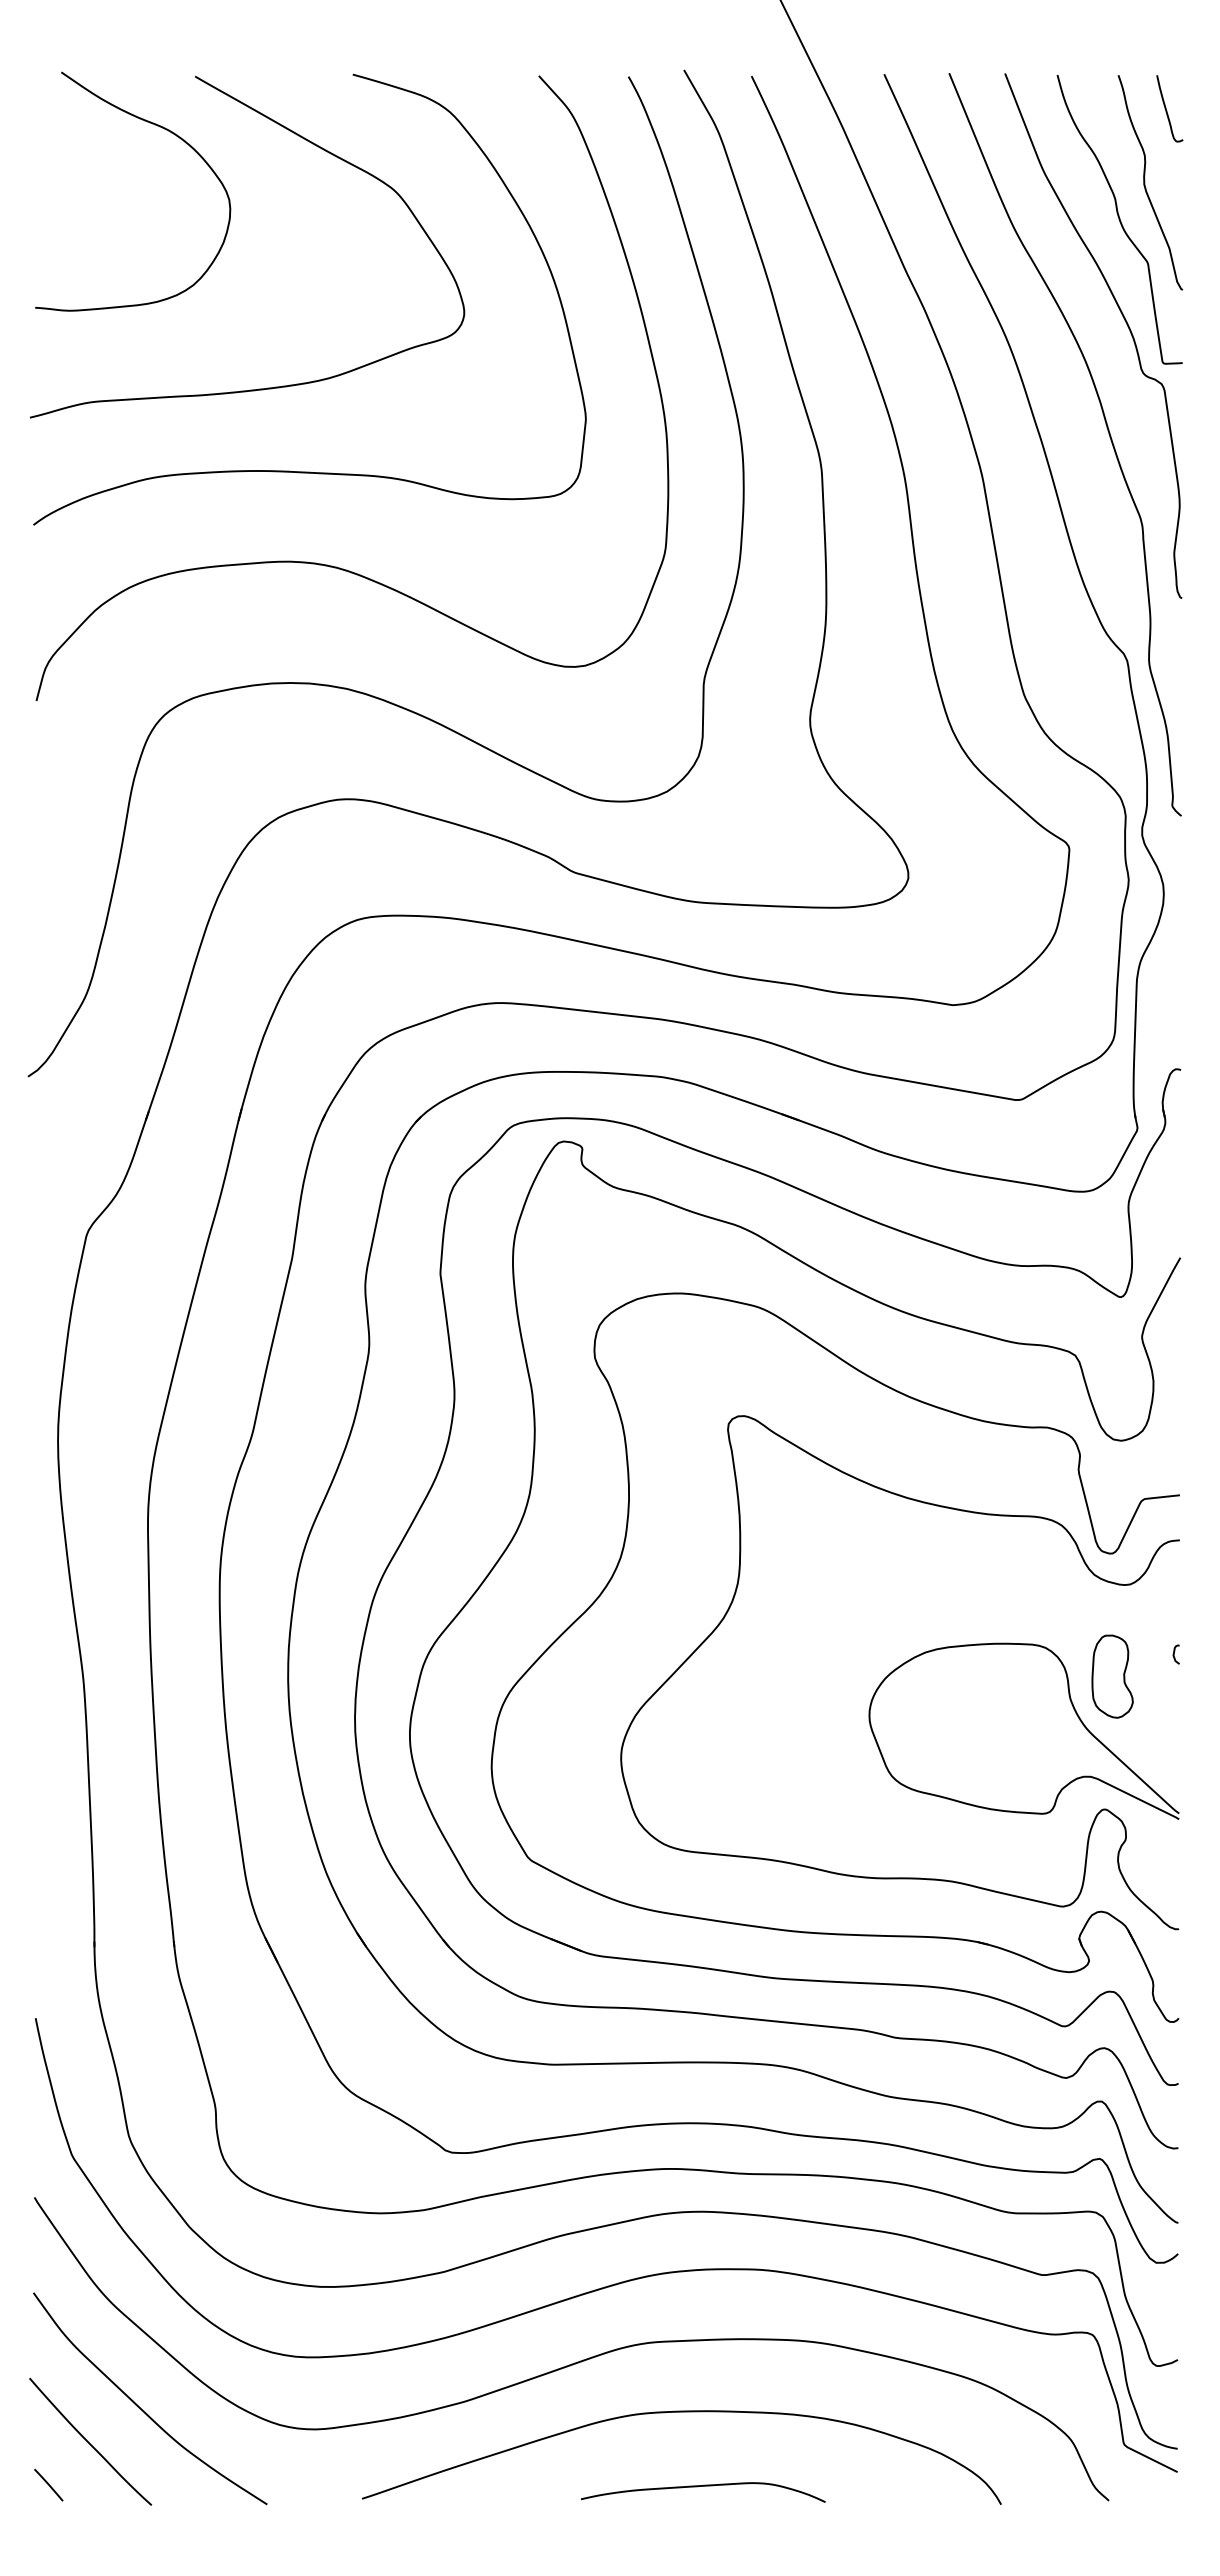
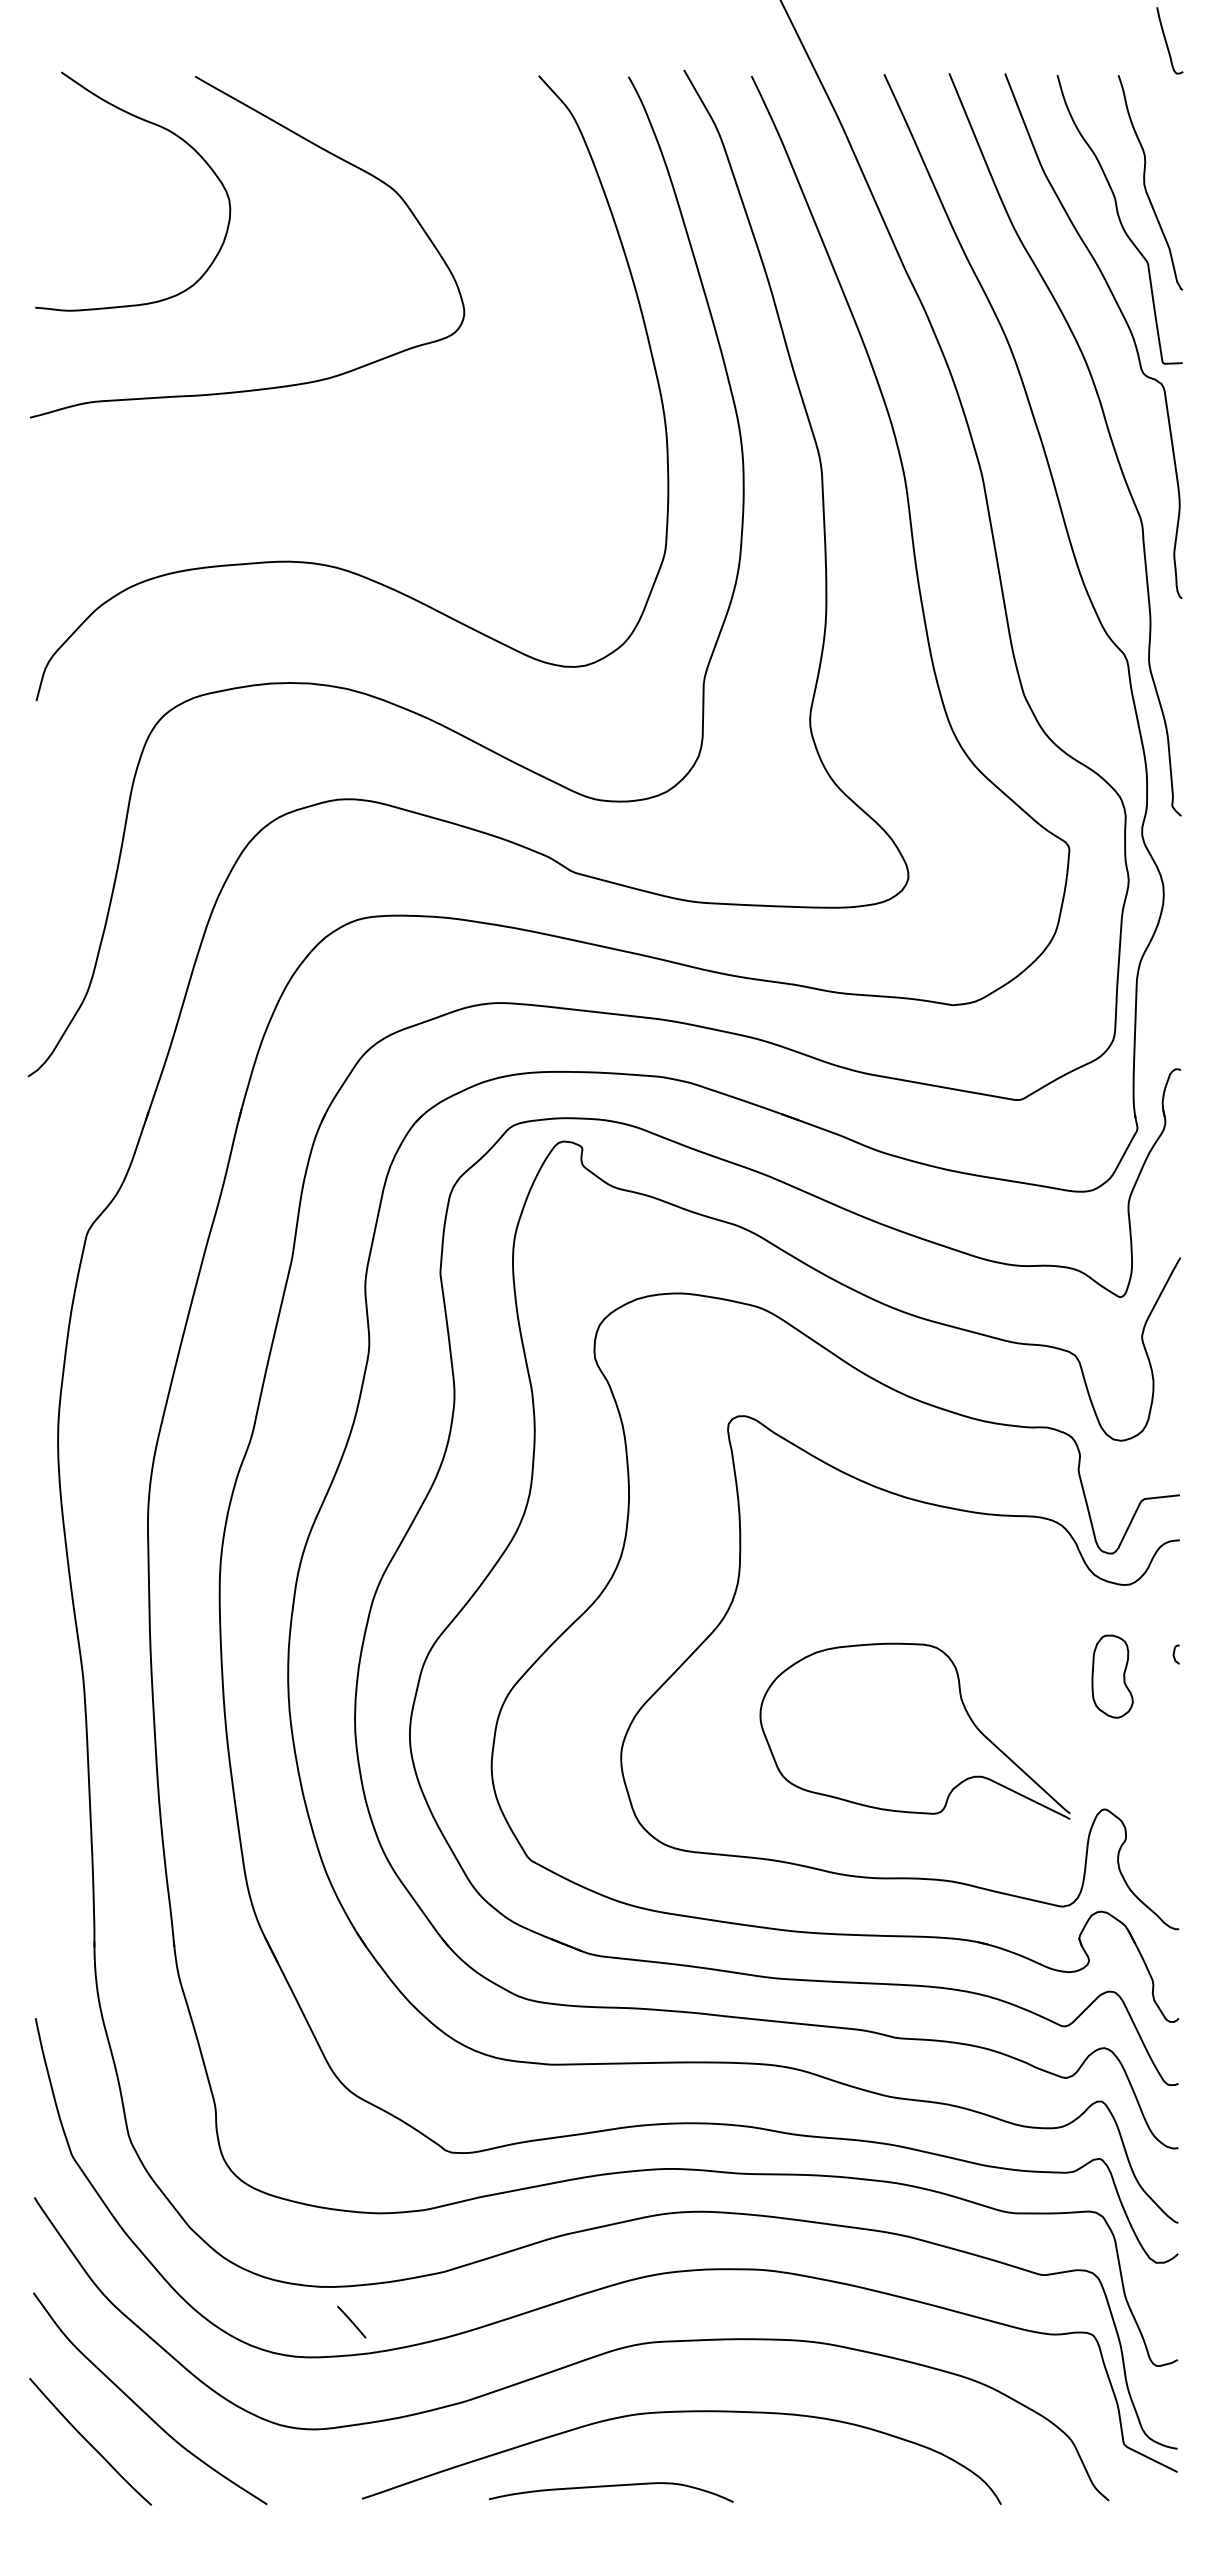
curve position: (1167, 110) -> (1167, 42) (1167, 42)
curve: present -> none (309, 471)
curve position: (1072, 1707) -> (963, 1707) (963, 1707)
line position: (48, 2484) -> (351, 2321) (351, 2321)
curve position: (703, 2486) -> (611, 2486) (611, 2486)
